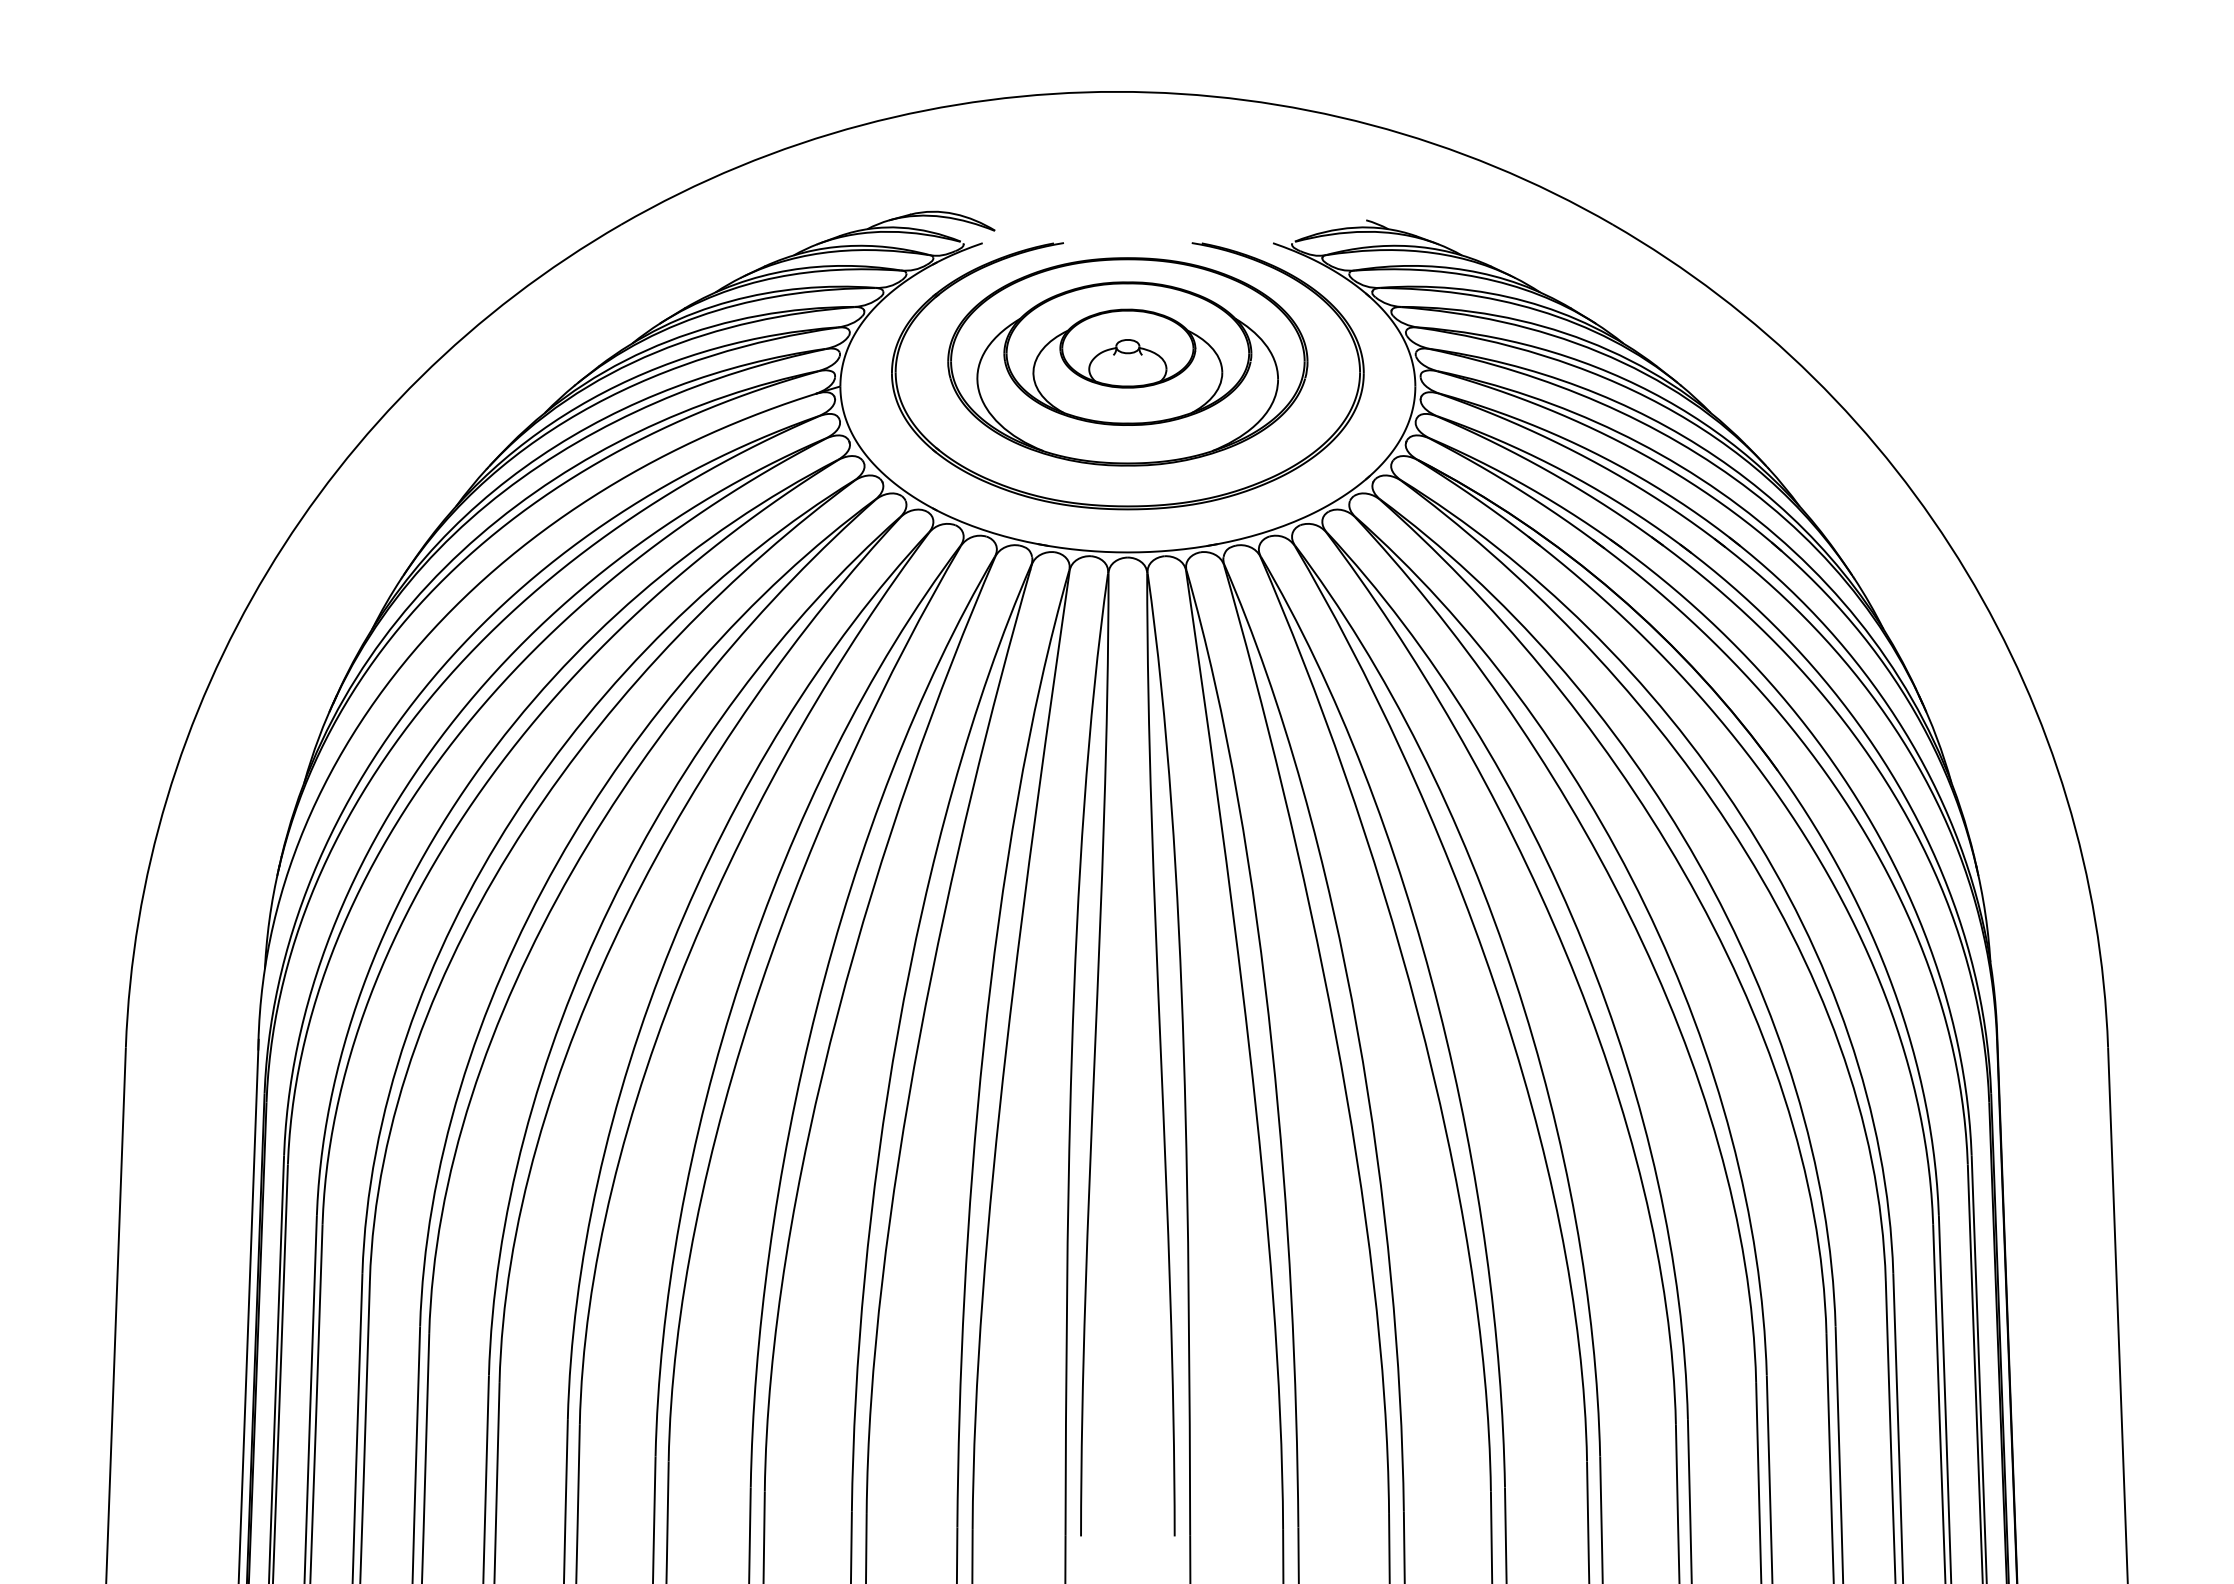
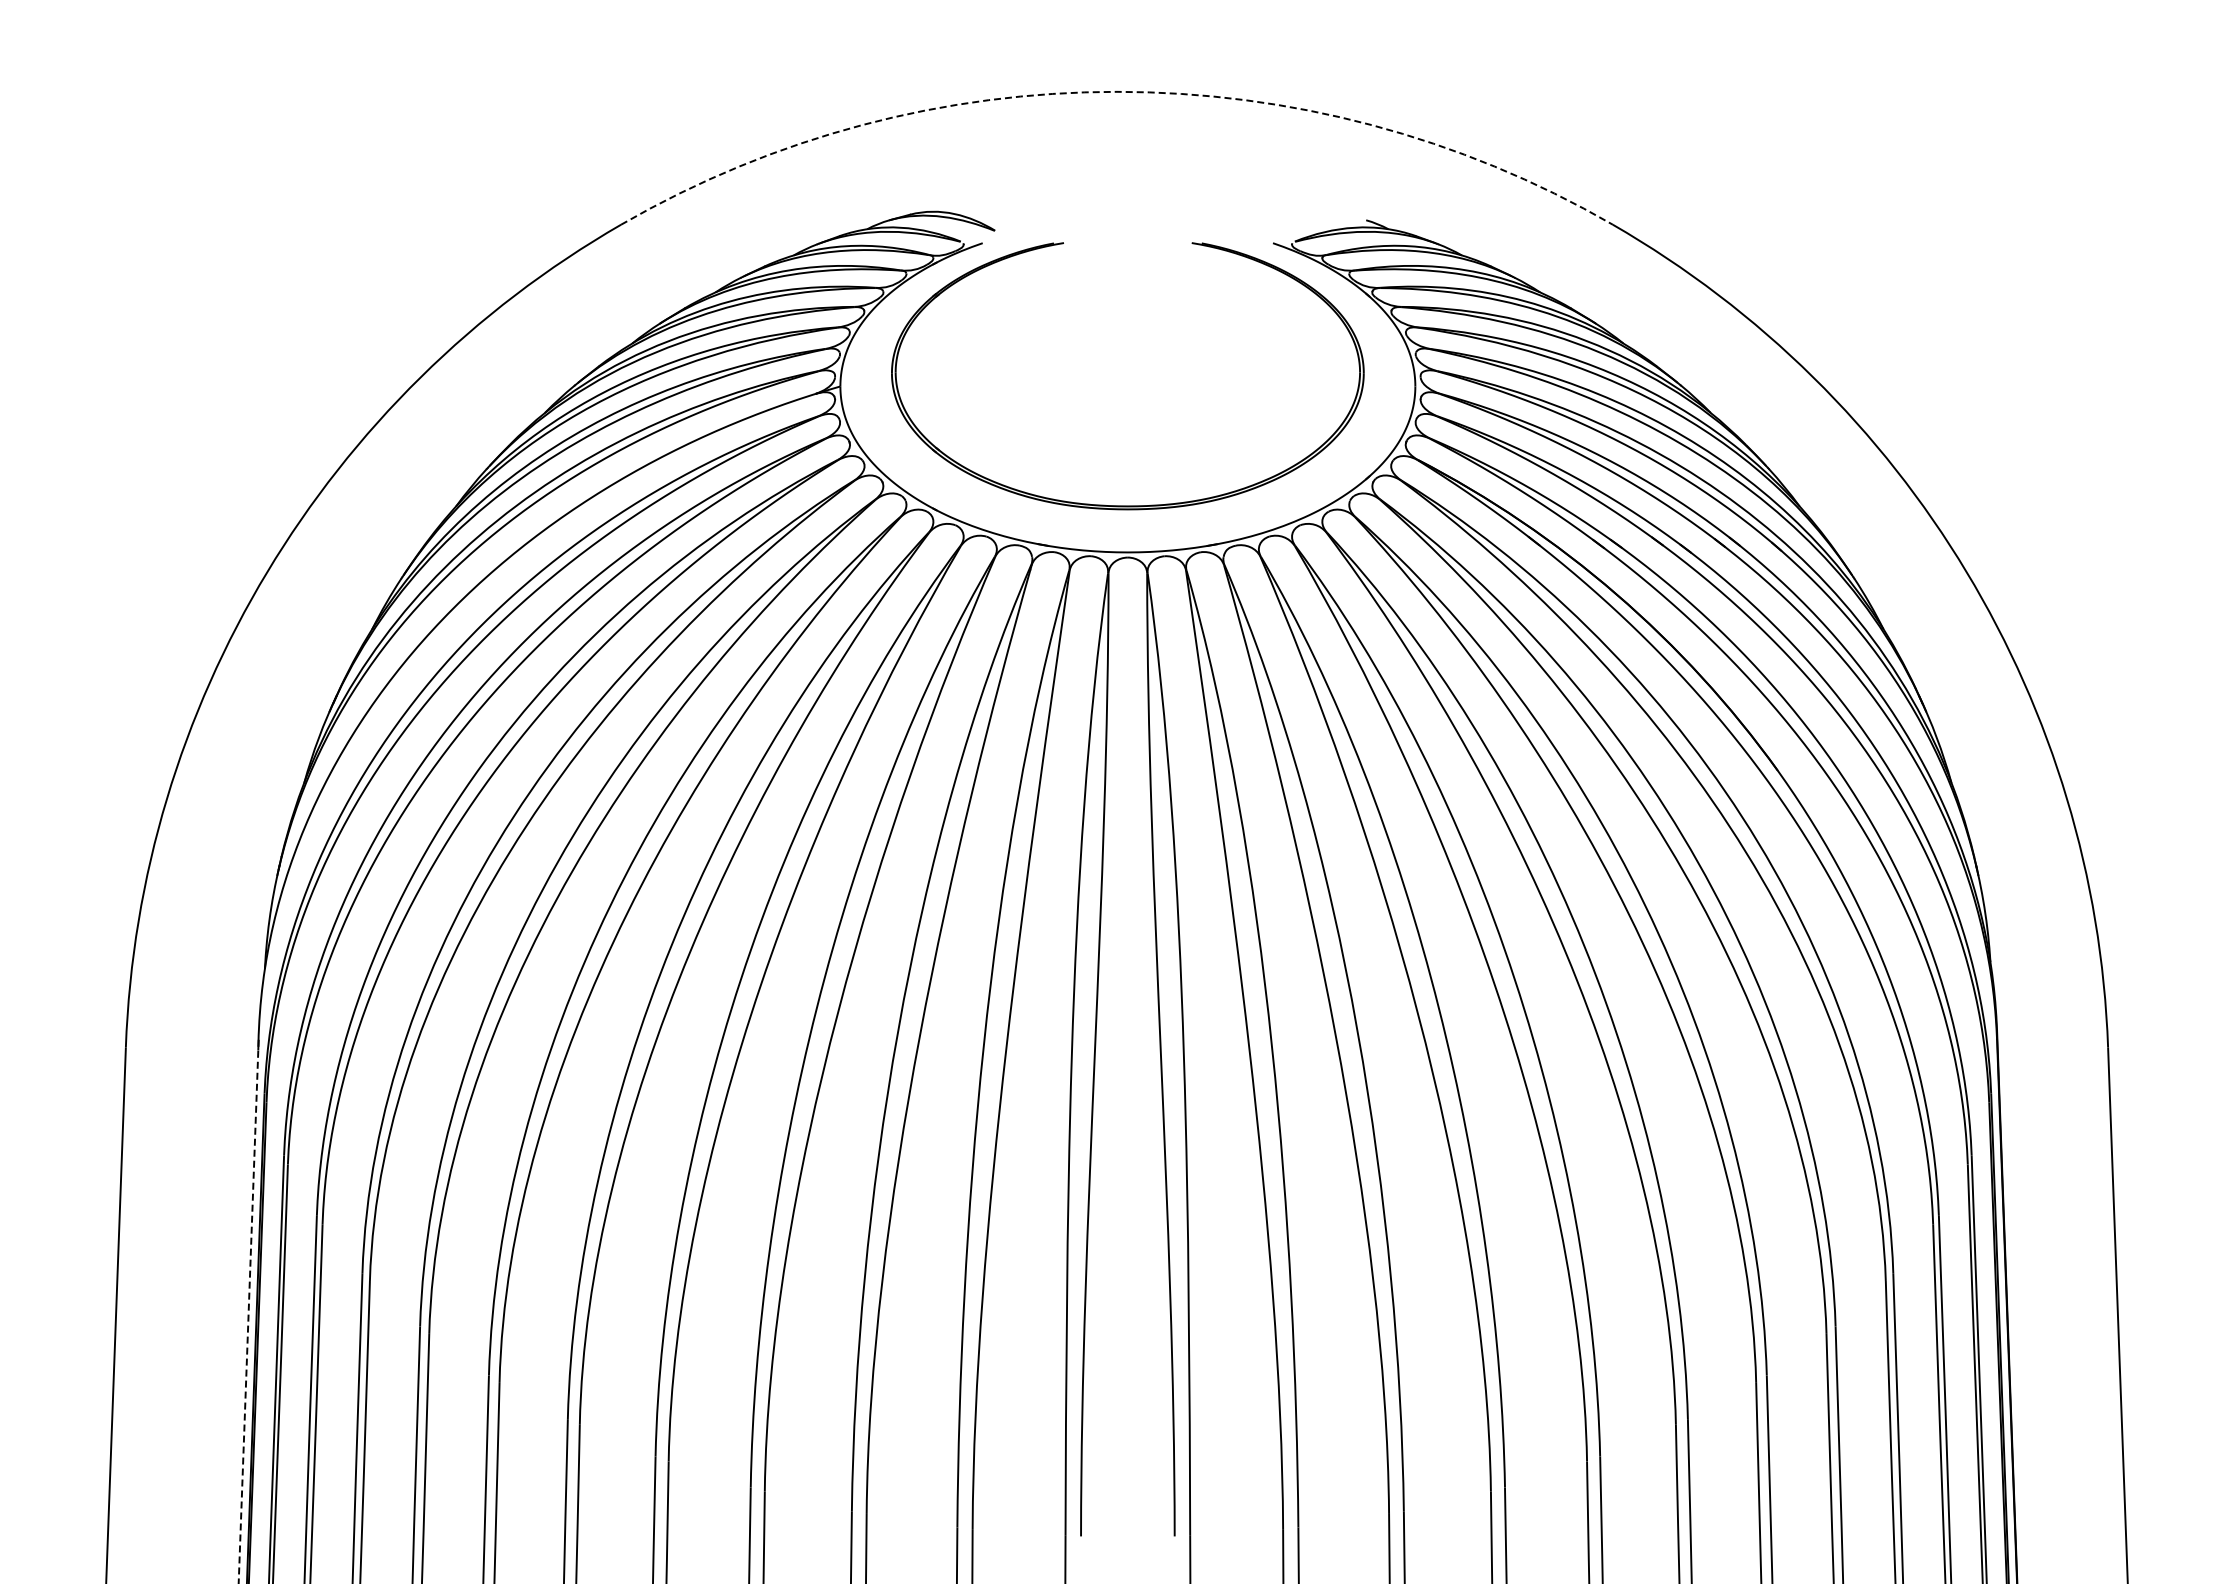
arc: solid -> dashed (1116, 91)
part: present -> none (1127, 361)
line: solid -> dashed (248, 1311)
